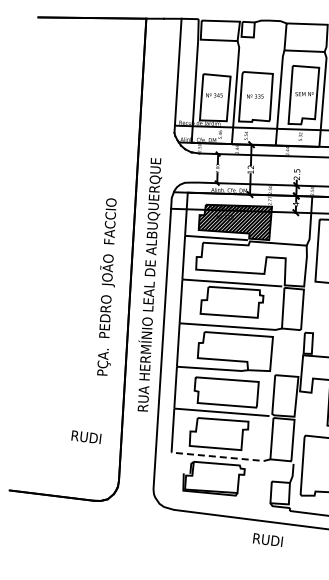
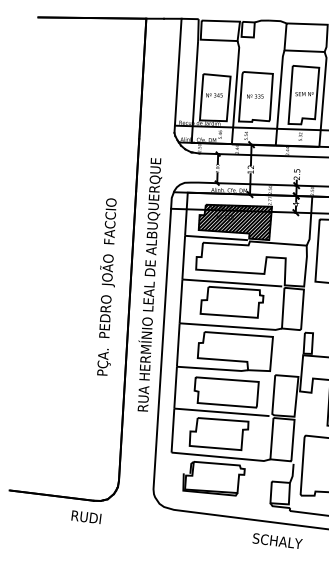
text position: (86, 436) -> (86, 516) (86, 516)
line: dashed -> solid (221, 457)
text: RUDI -> SCHALY (277, 540)
